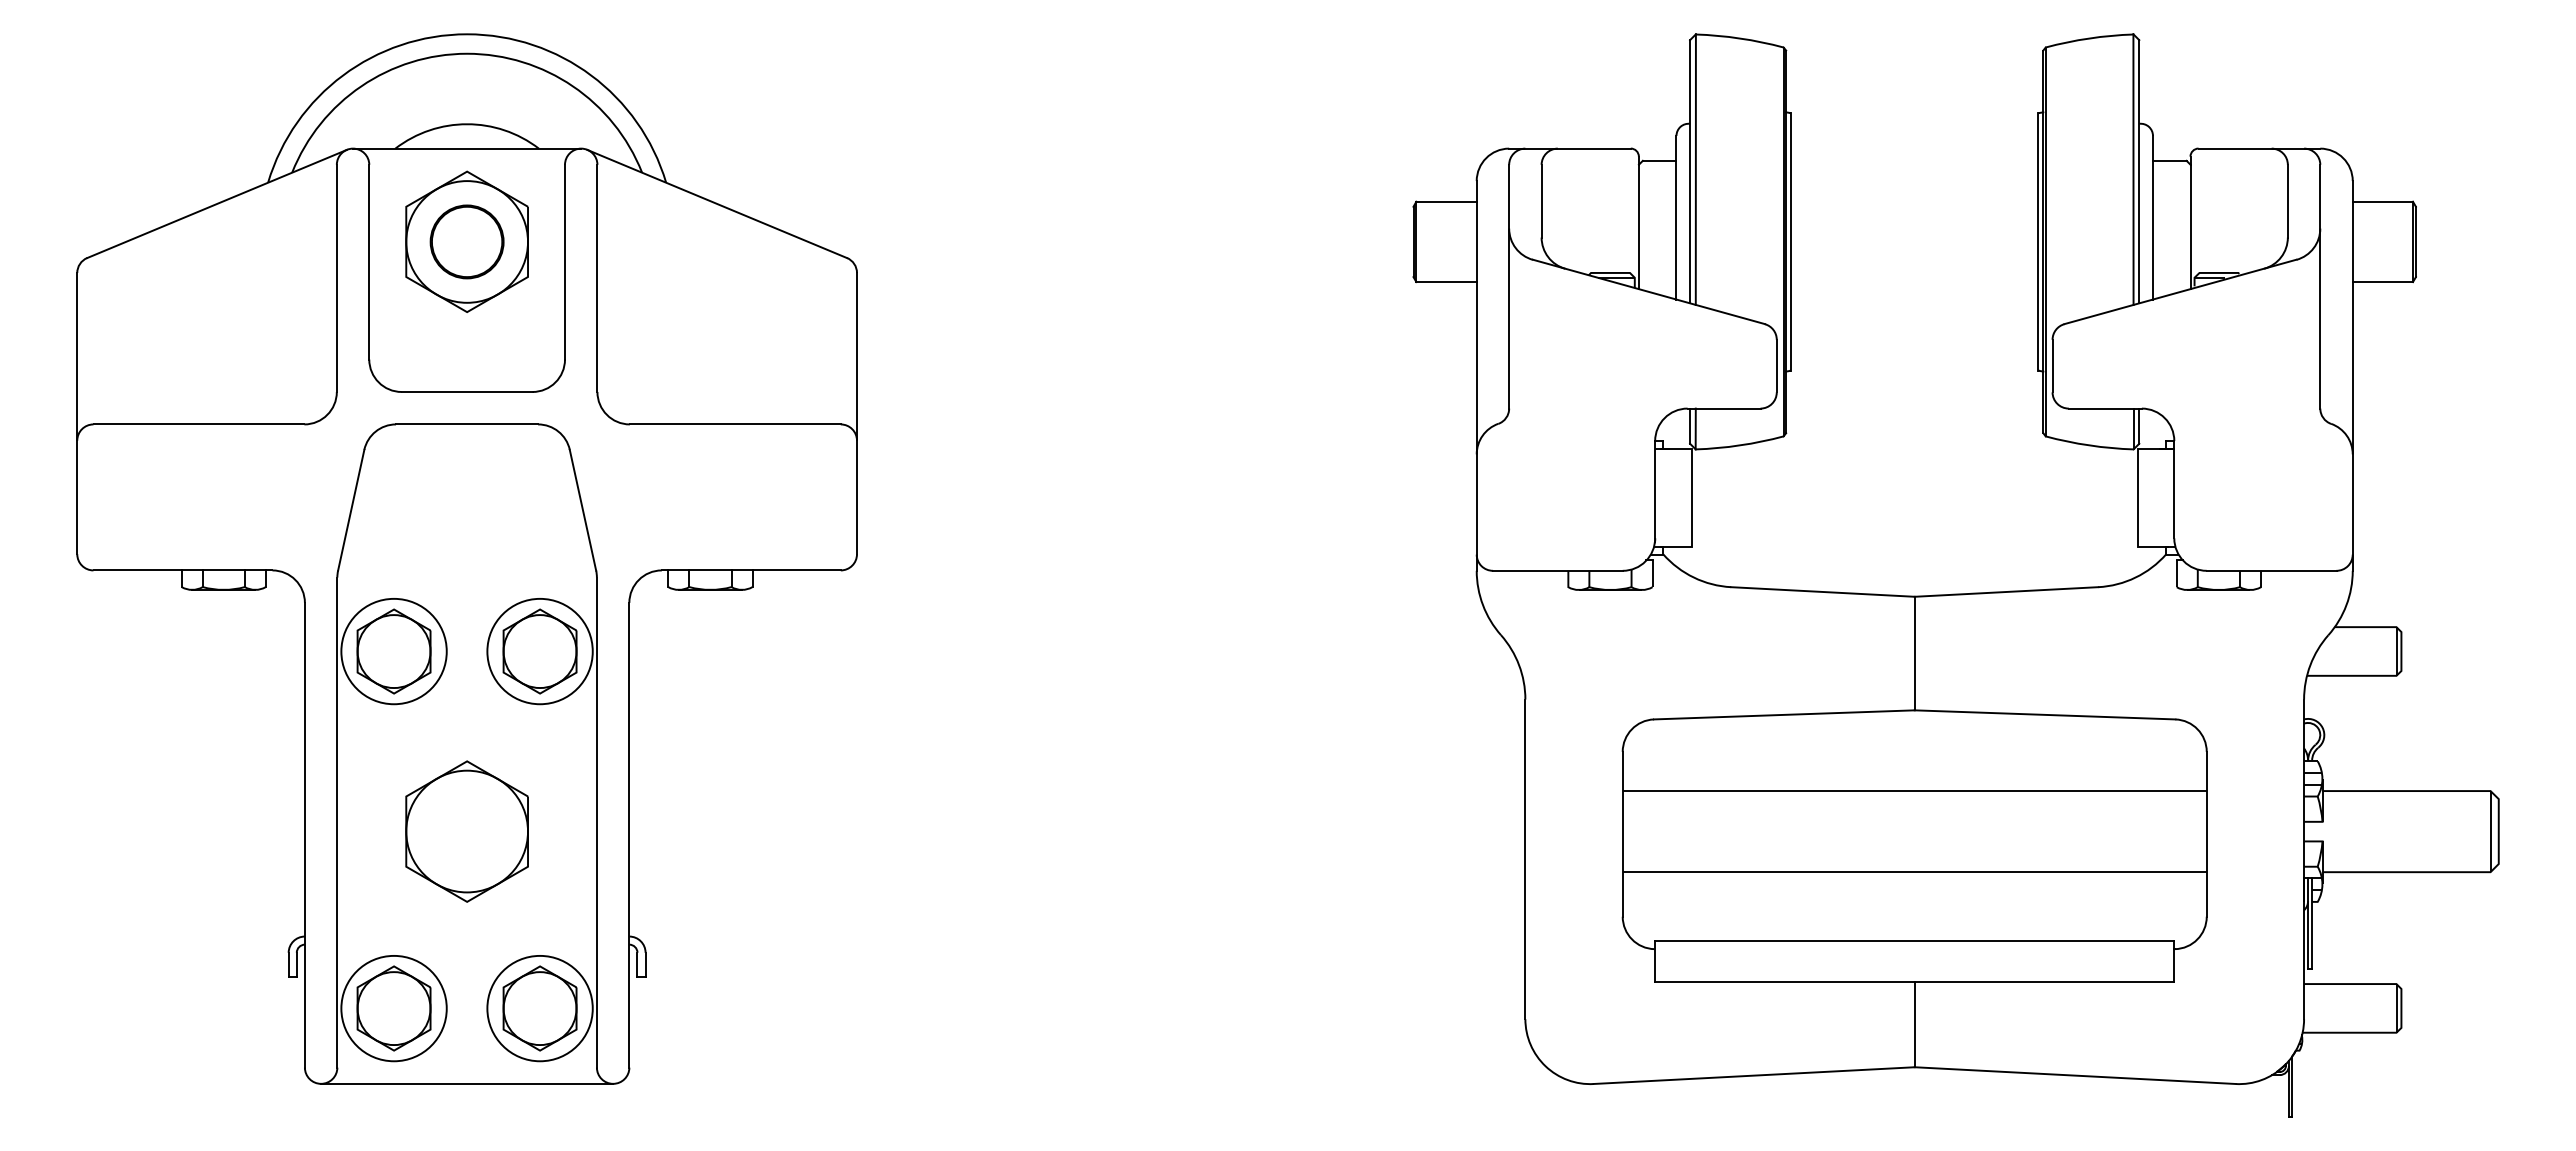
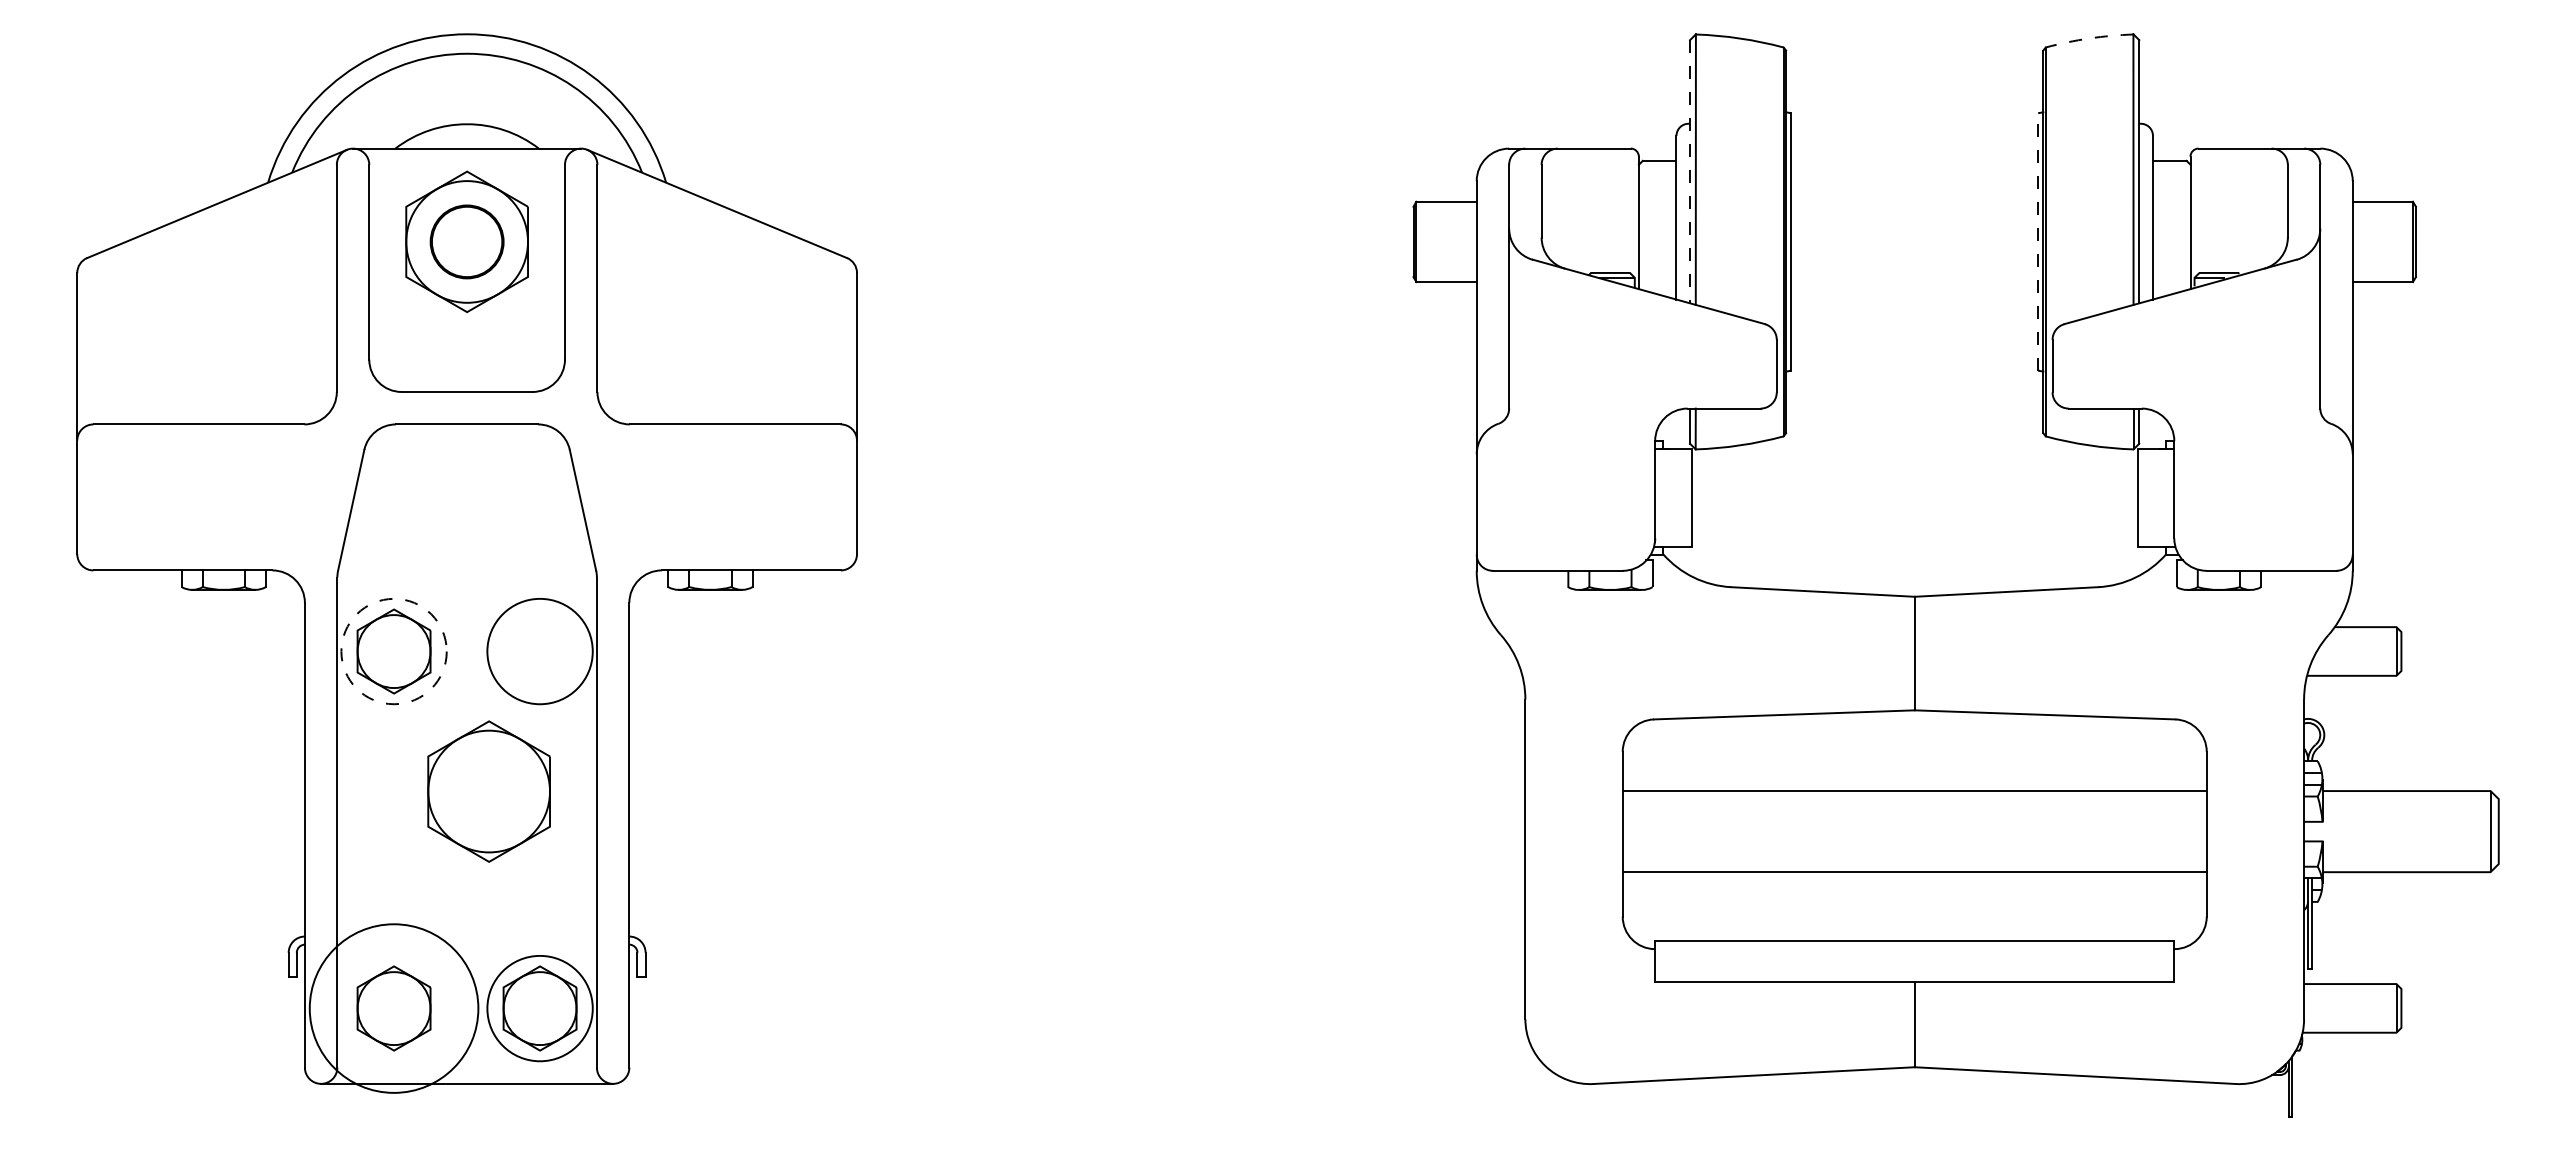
arc: solid -> dashed (2089, 38)
line: solid -> dashed (1690, 171)
line: solid -> dashed (2038, 241)
circle: solid -> dashed (393, 651)
part: present -> none (539, 651)
part position: (466, 831) -> (488, 791) (488, 791)
circle diameter: 105 px -> 169 px (393, 1008)
